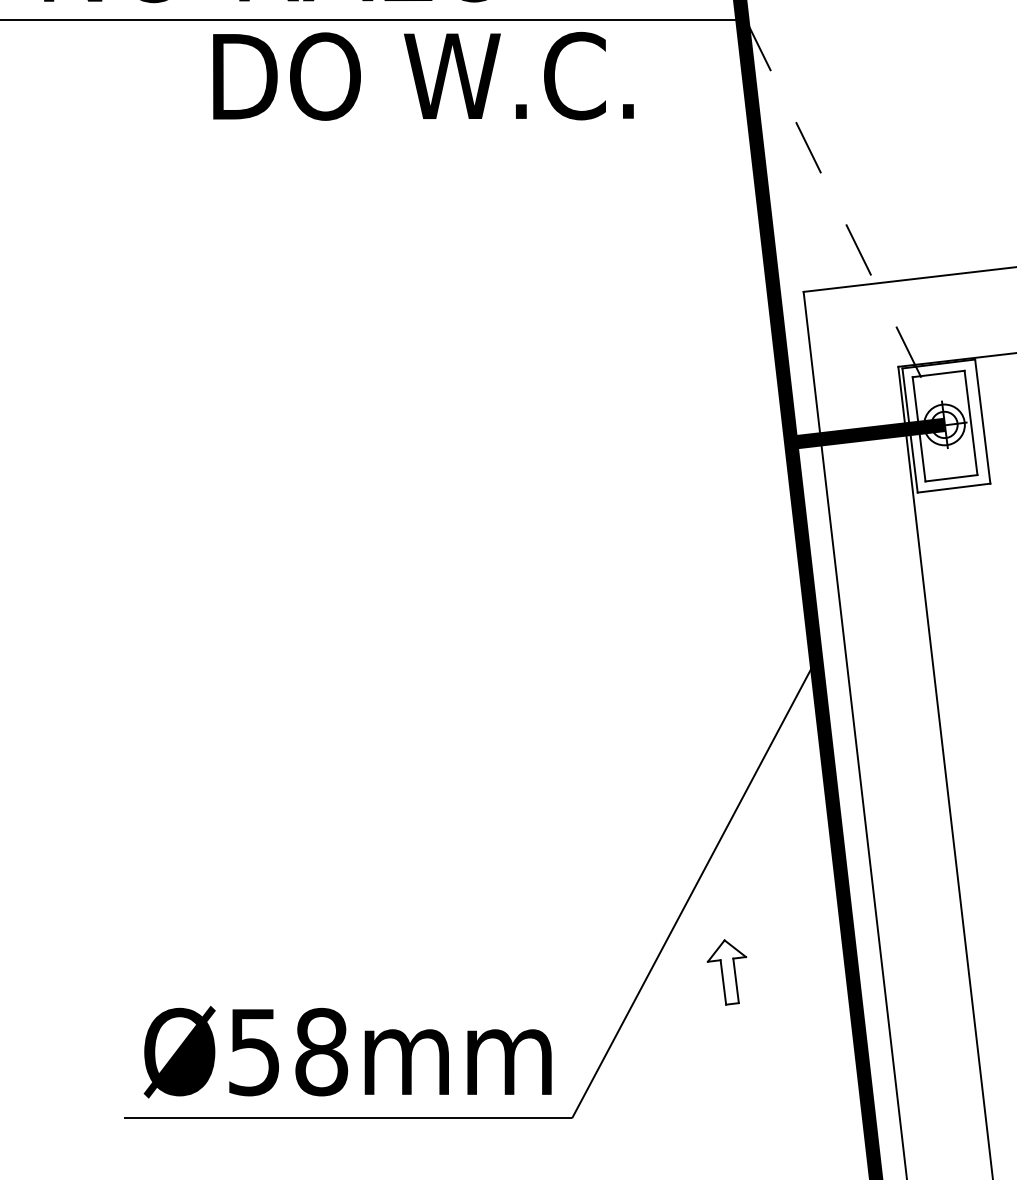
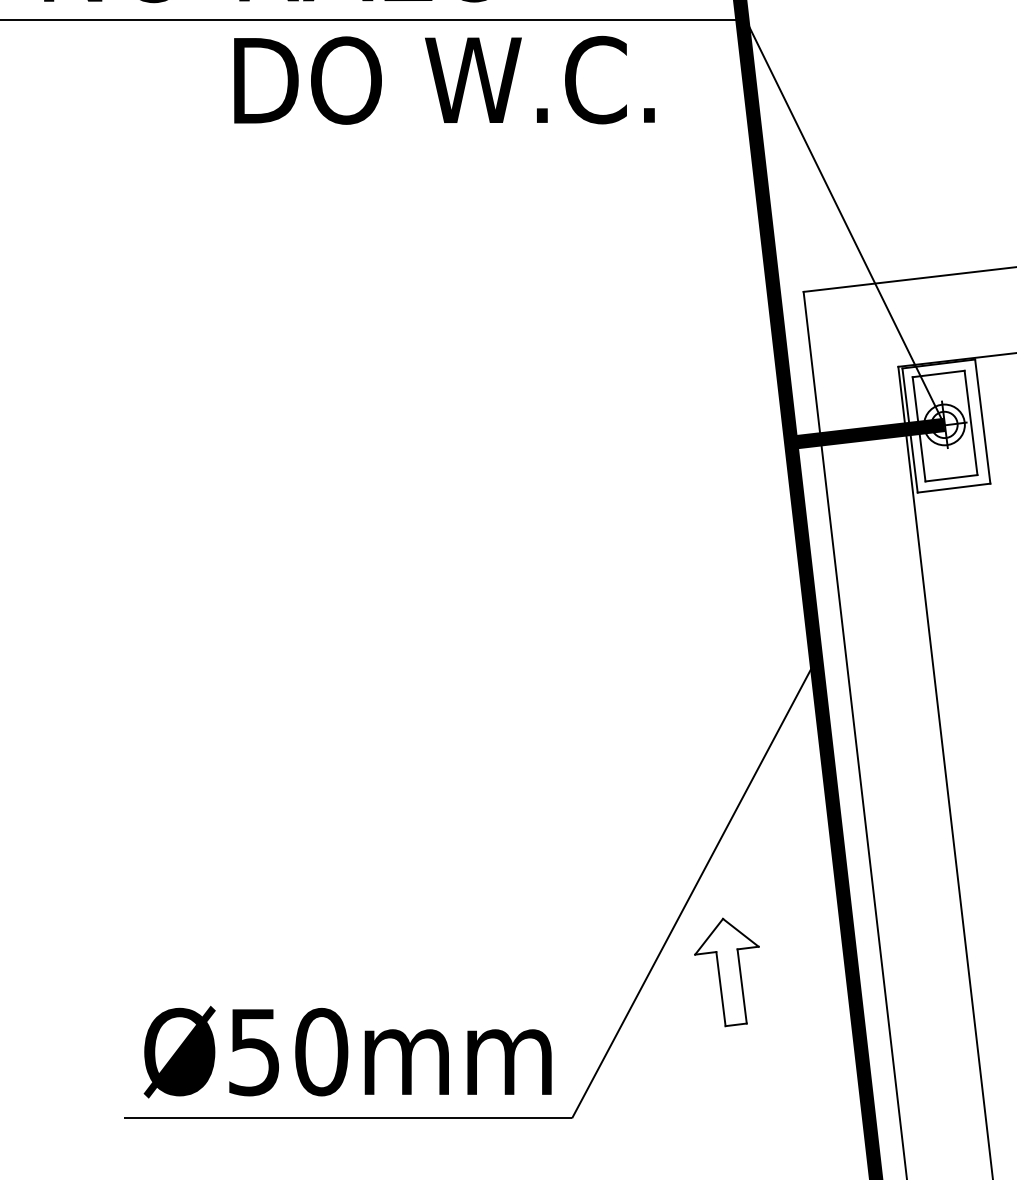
text position: (423, 75) -> (444, 79) (444, 79)
line: dashed -> solid (845, 222)
part size: 41x67 px -> 66x111 px (726, 972)
text: Ø58mm -> Ø50mm (321, 1052)
